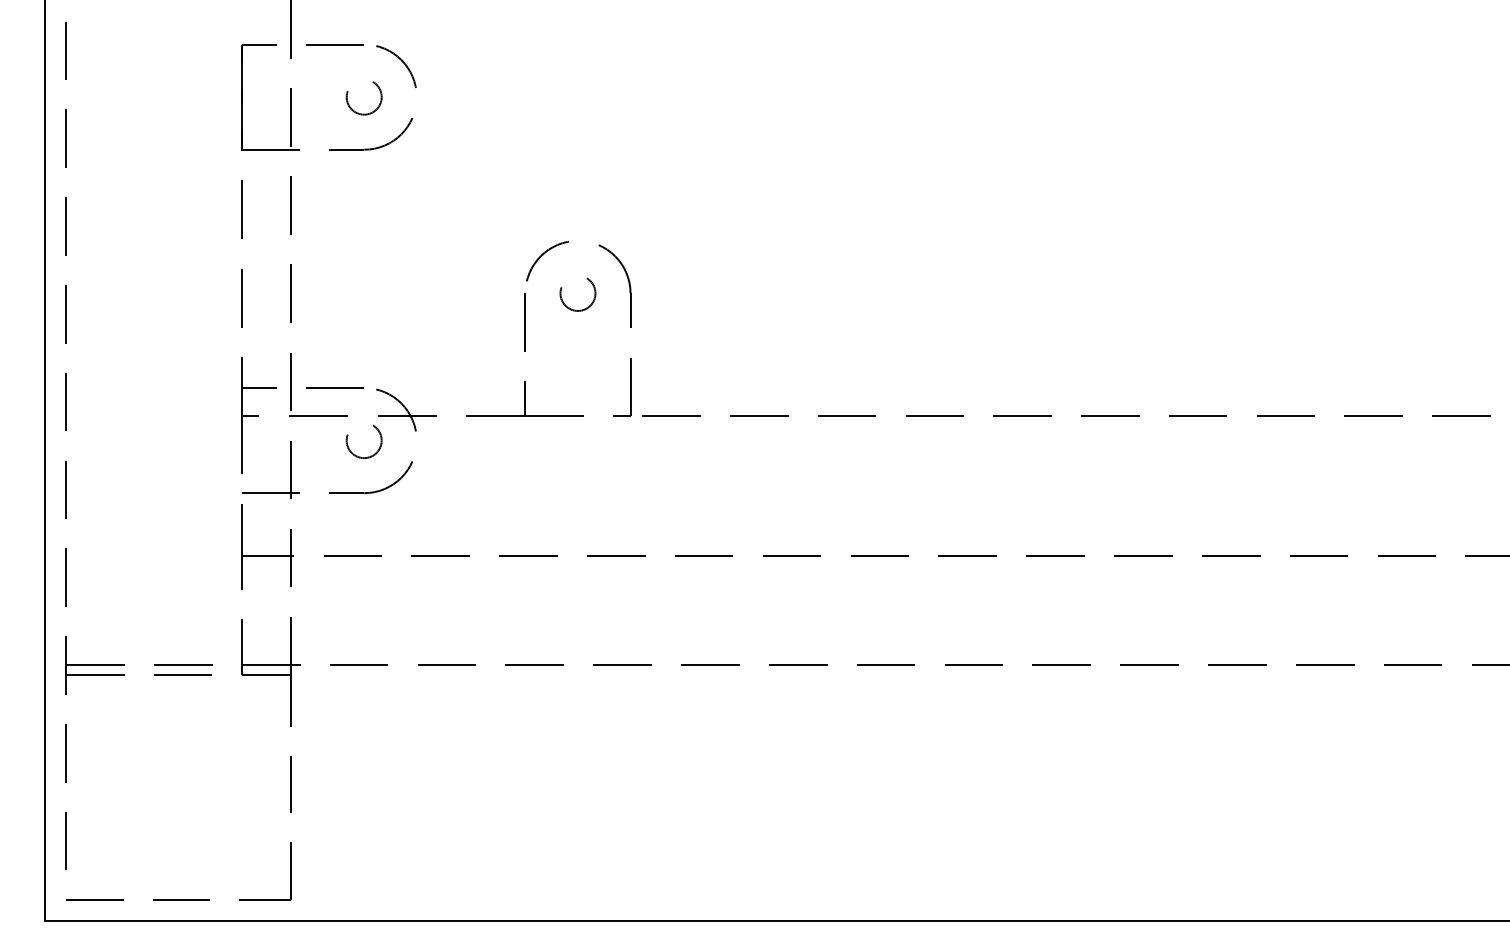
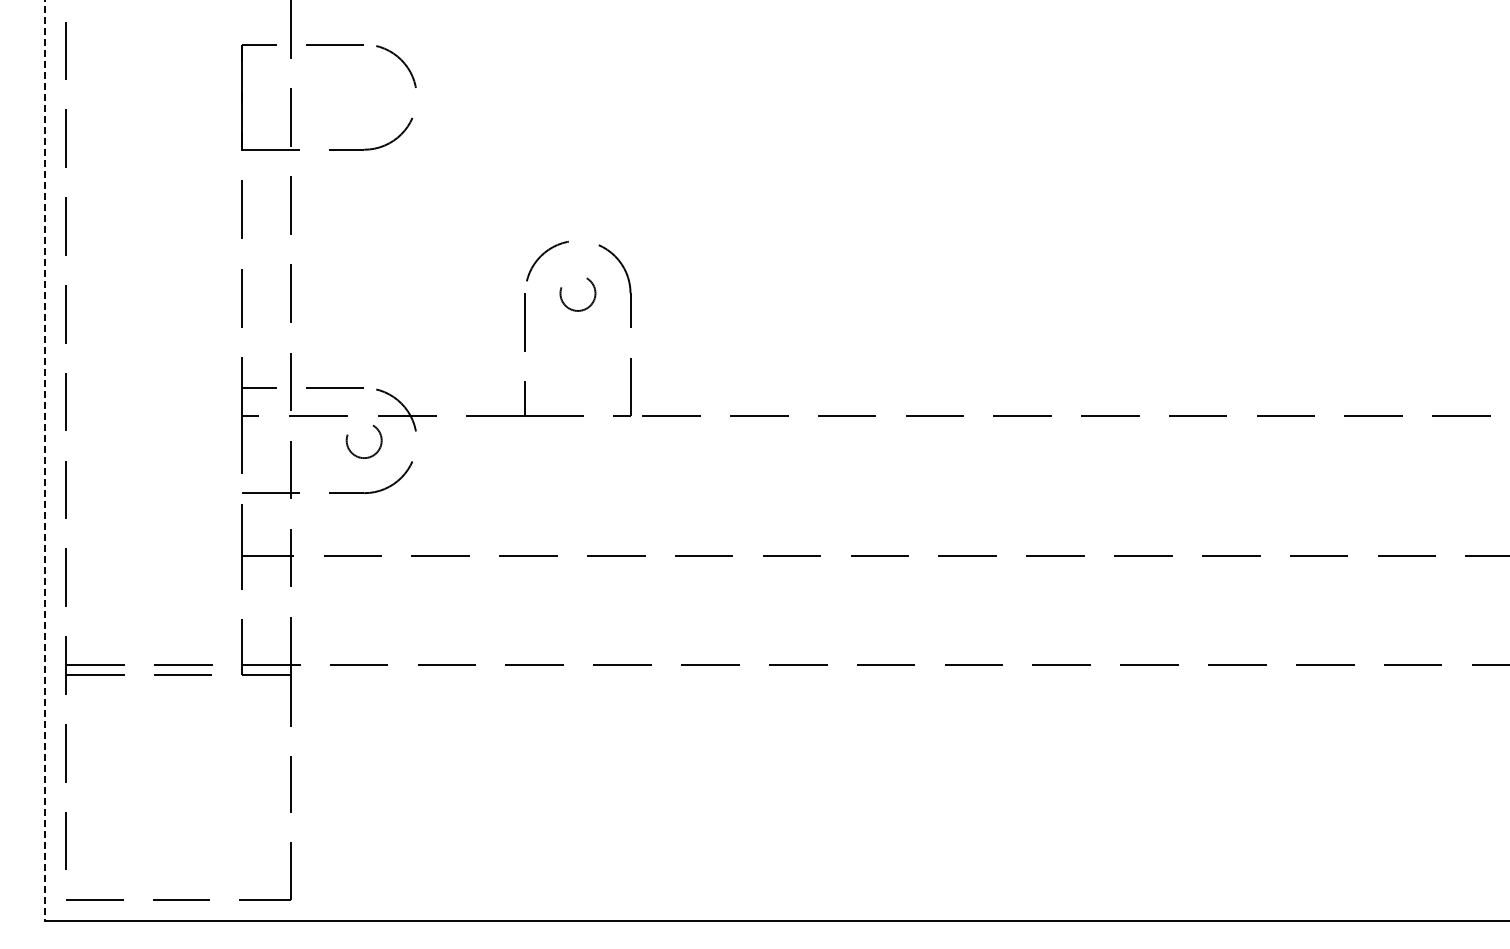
circle: present -> none (363, 98)
line: solid -> dashed (45, 460)
